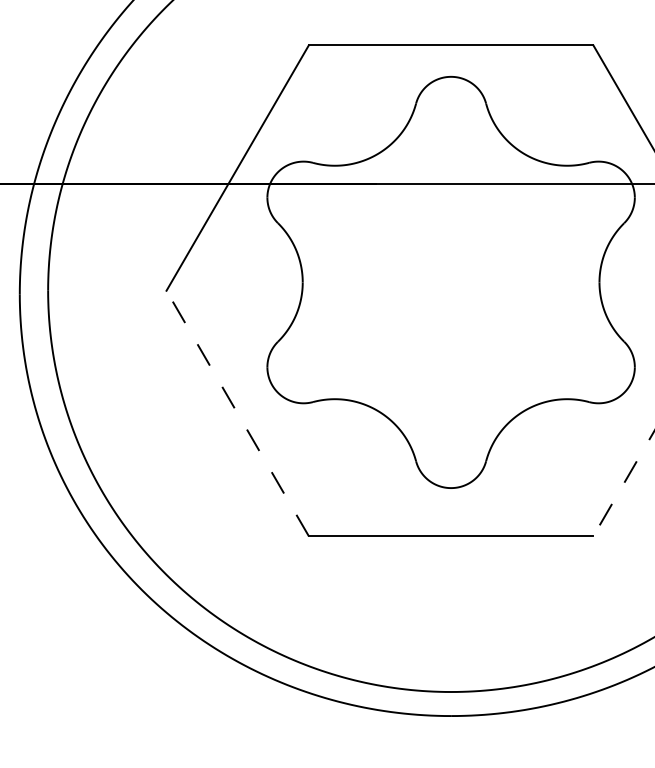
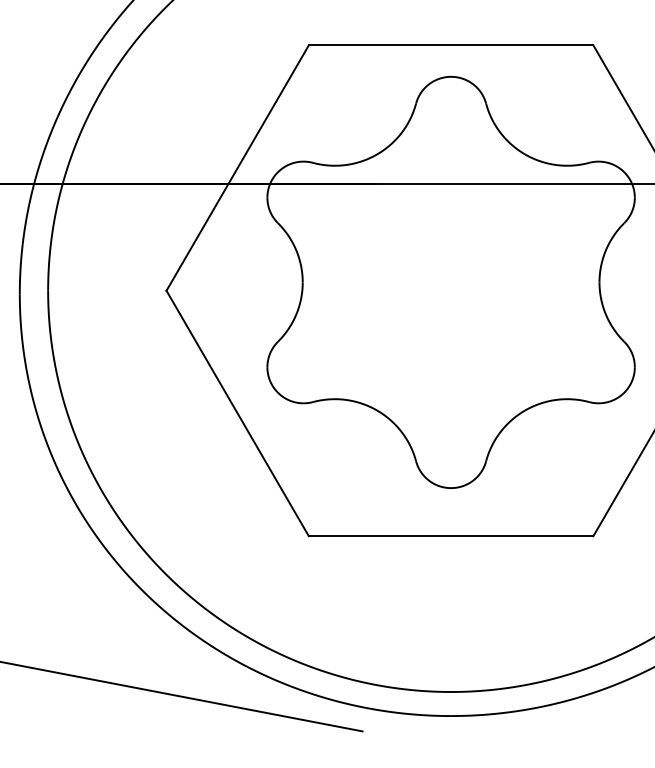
line: dashed -> solid (237, 413)
line: dashed -> solid (623, 483)
line: none -> present (182, 696)
